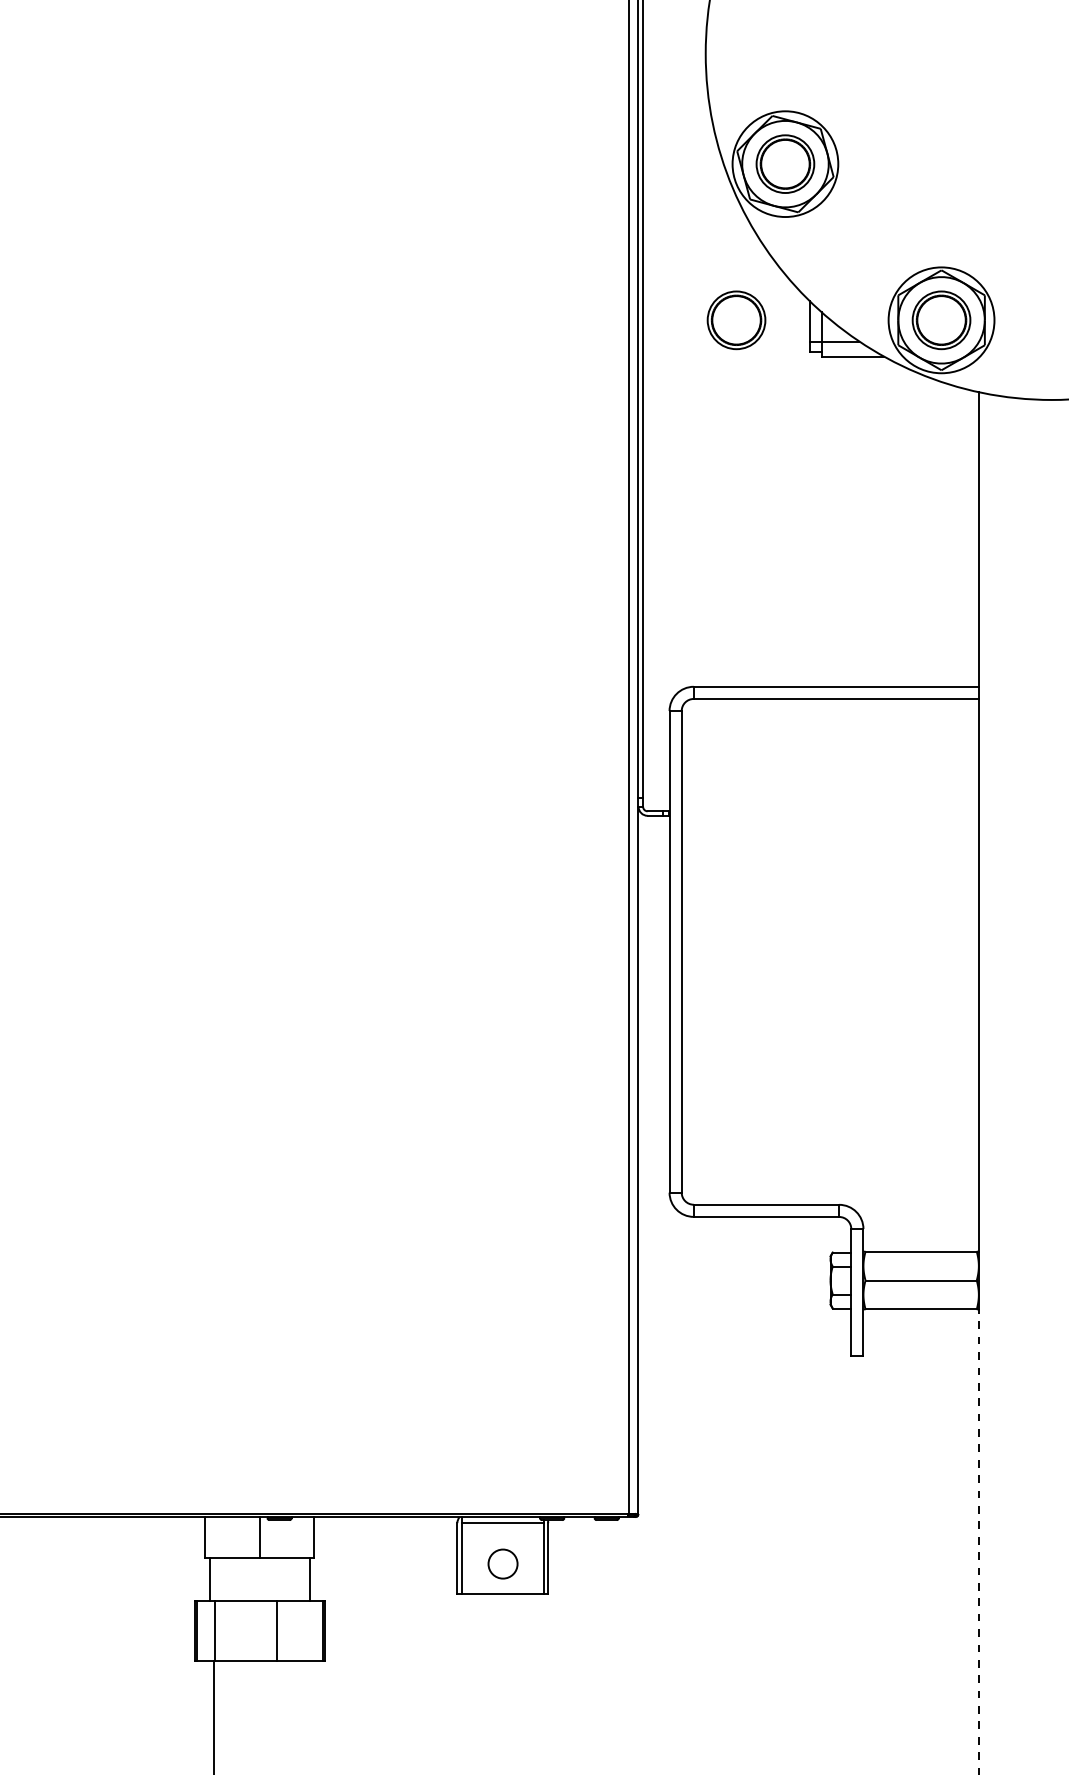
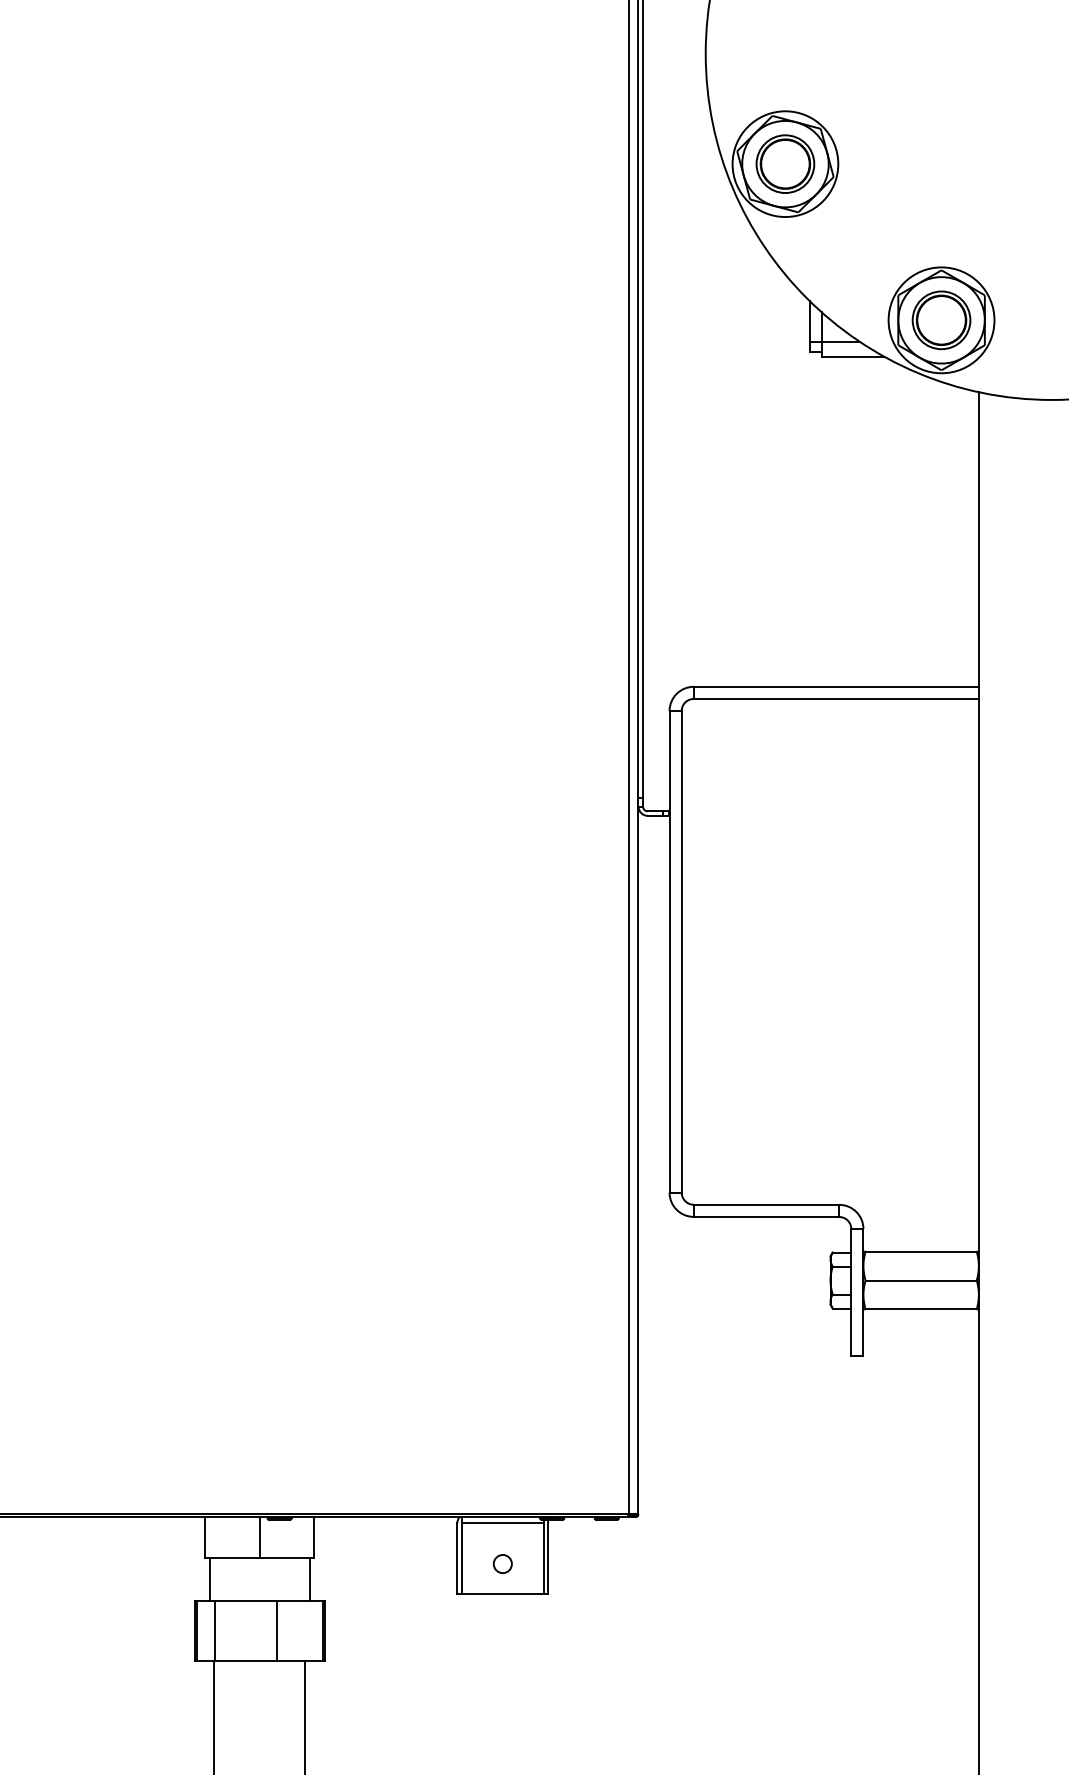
part: present -> none (736, 320)
line: dashed -> solid (978, 1541)
circle size: 32x32 px -> 21x20 px (502, 1563)
line: none -> present (305, 1716)
